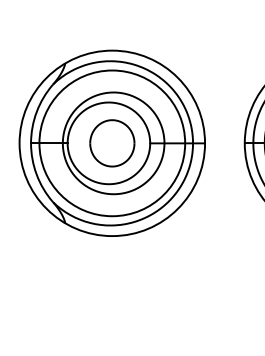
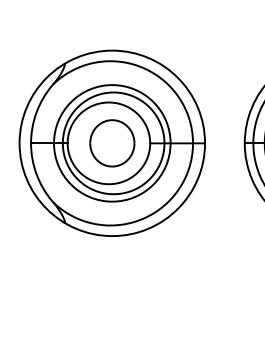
circle diameter: 146 px -> 117 px (112, 143)
